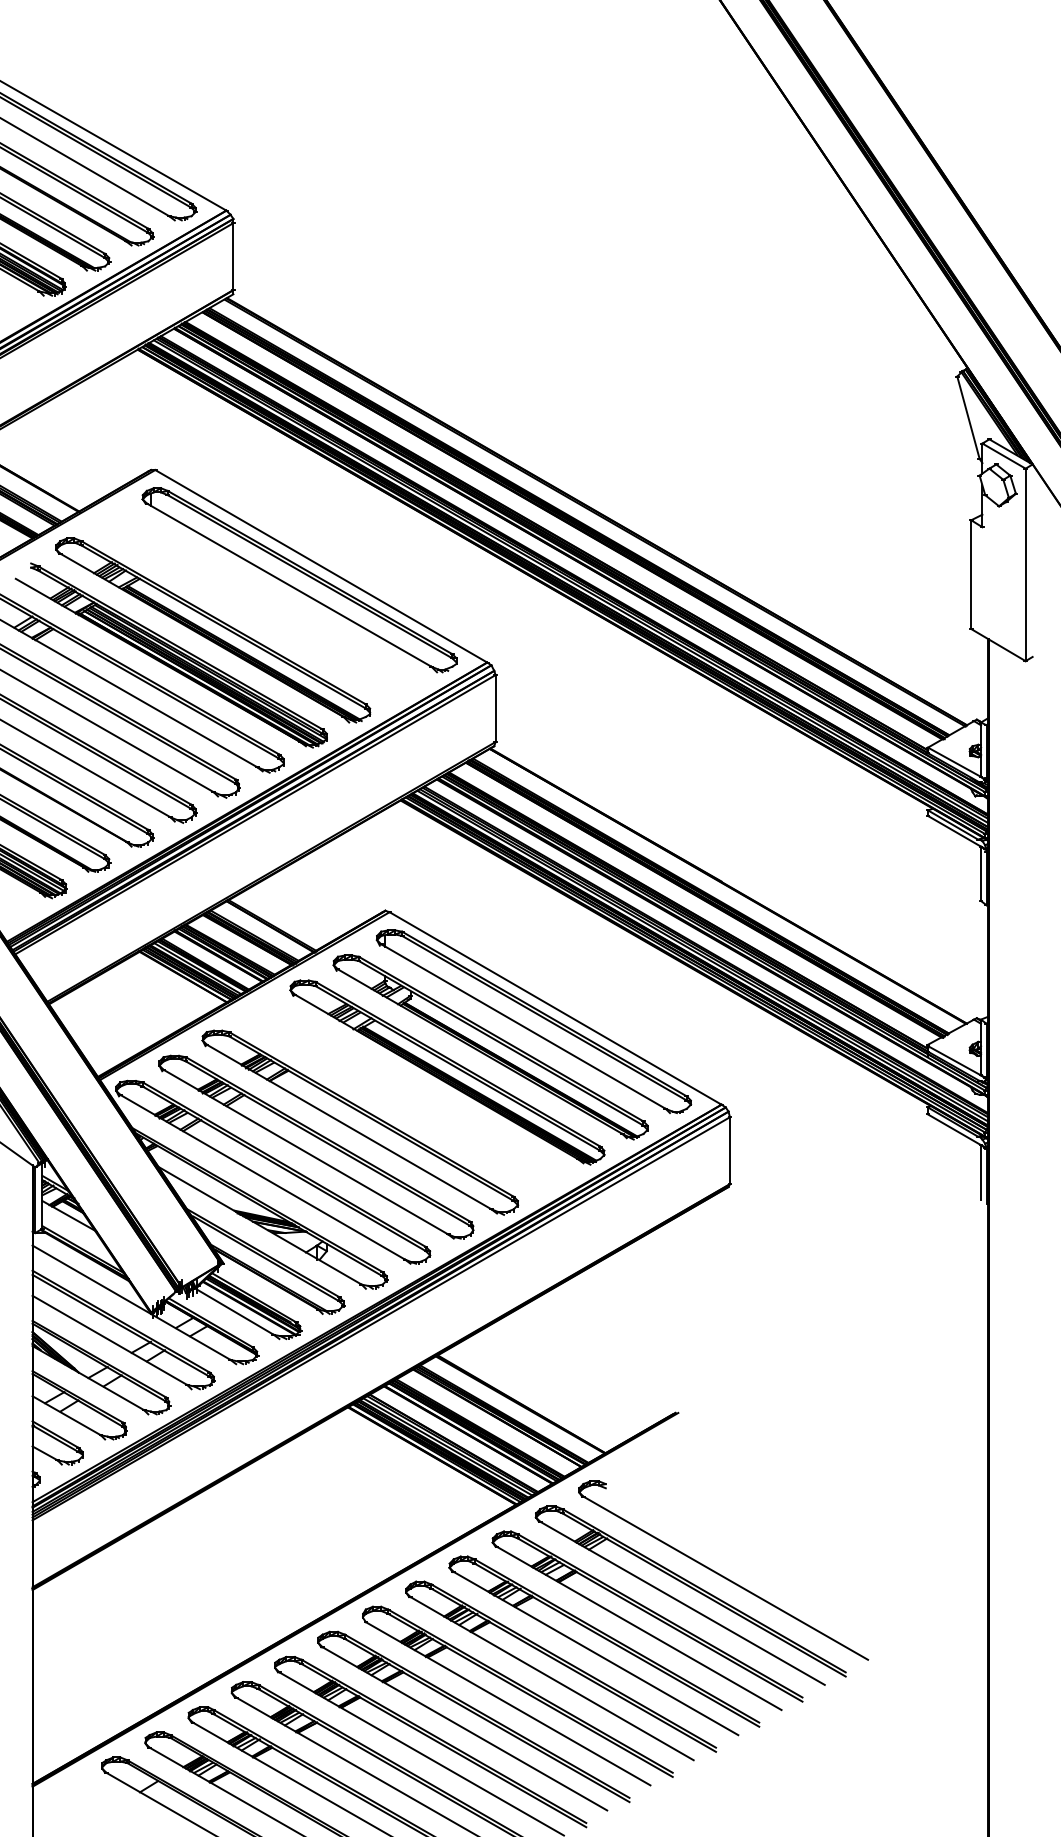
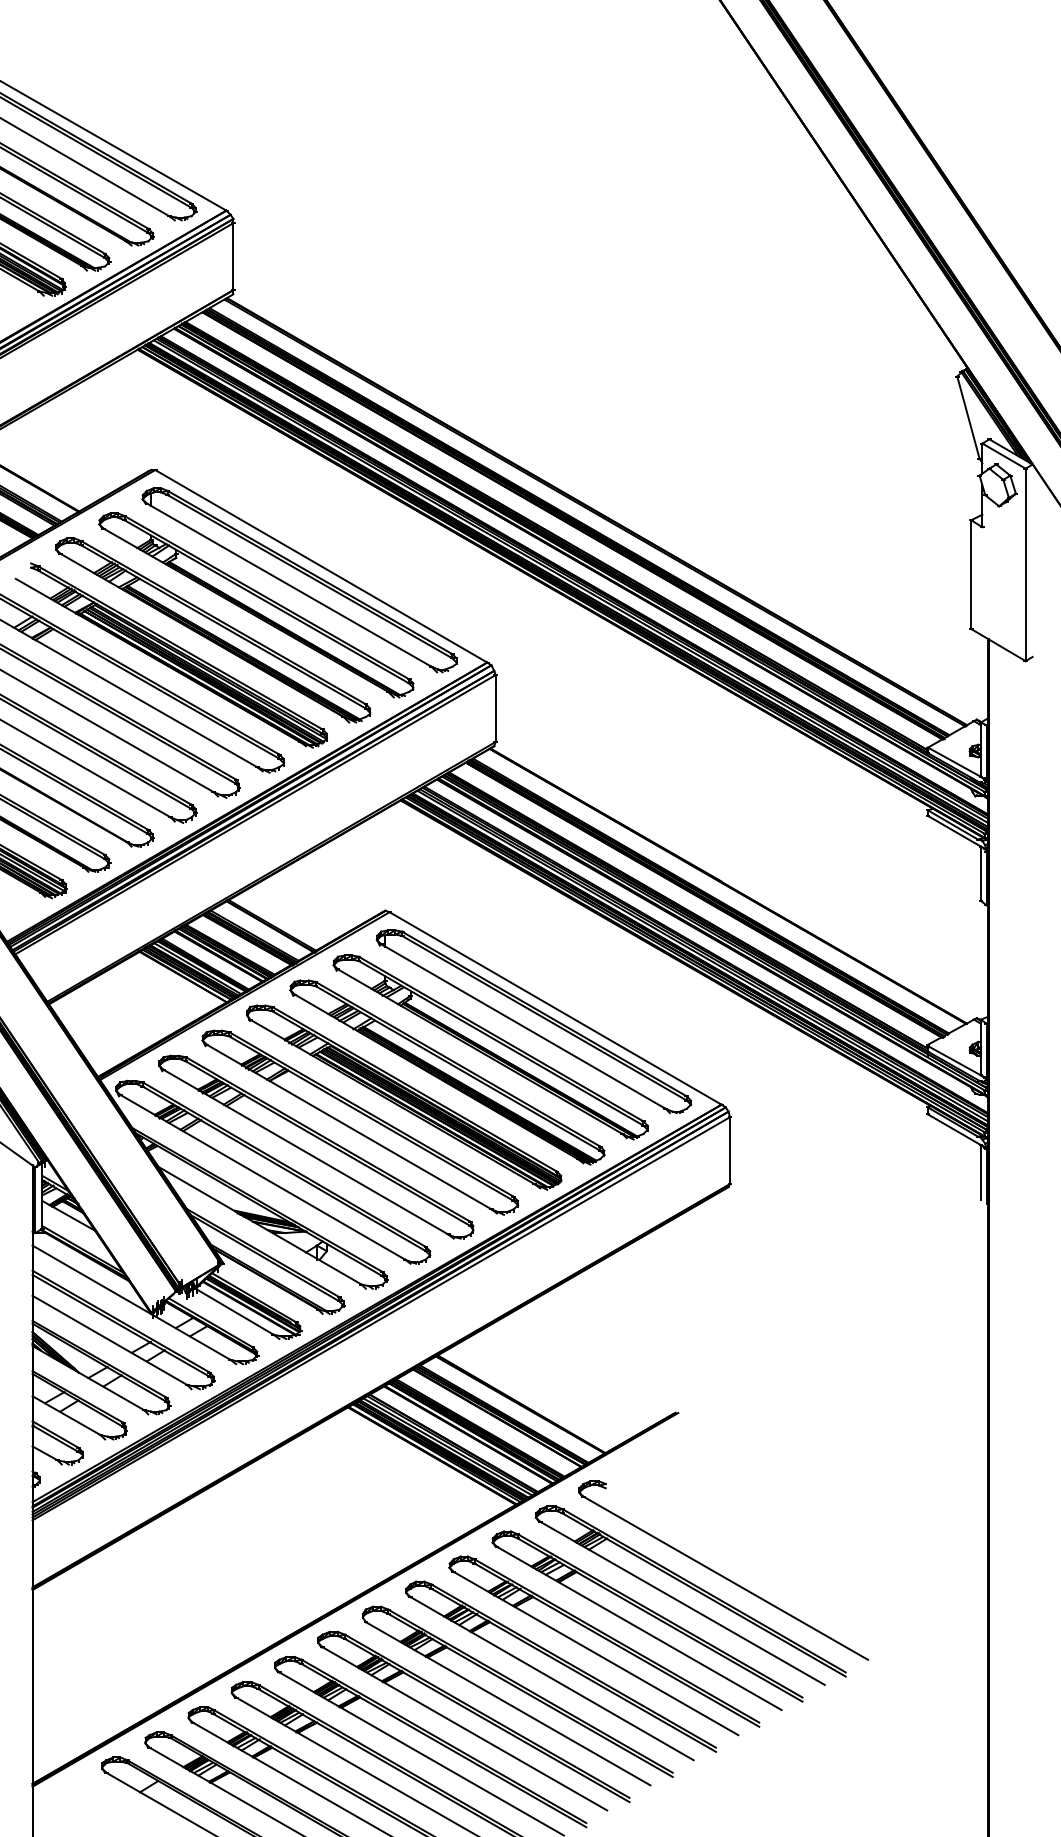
part: none -> present (256, 605)
part: none -> present (404, 1097)
